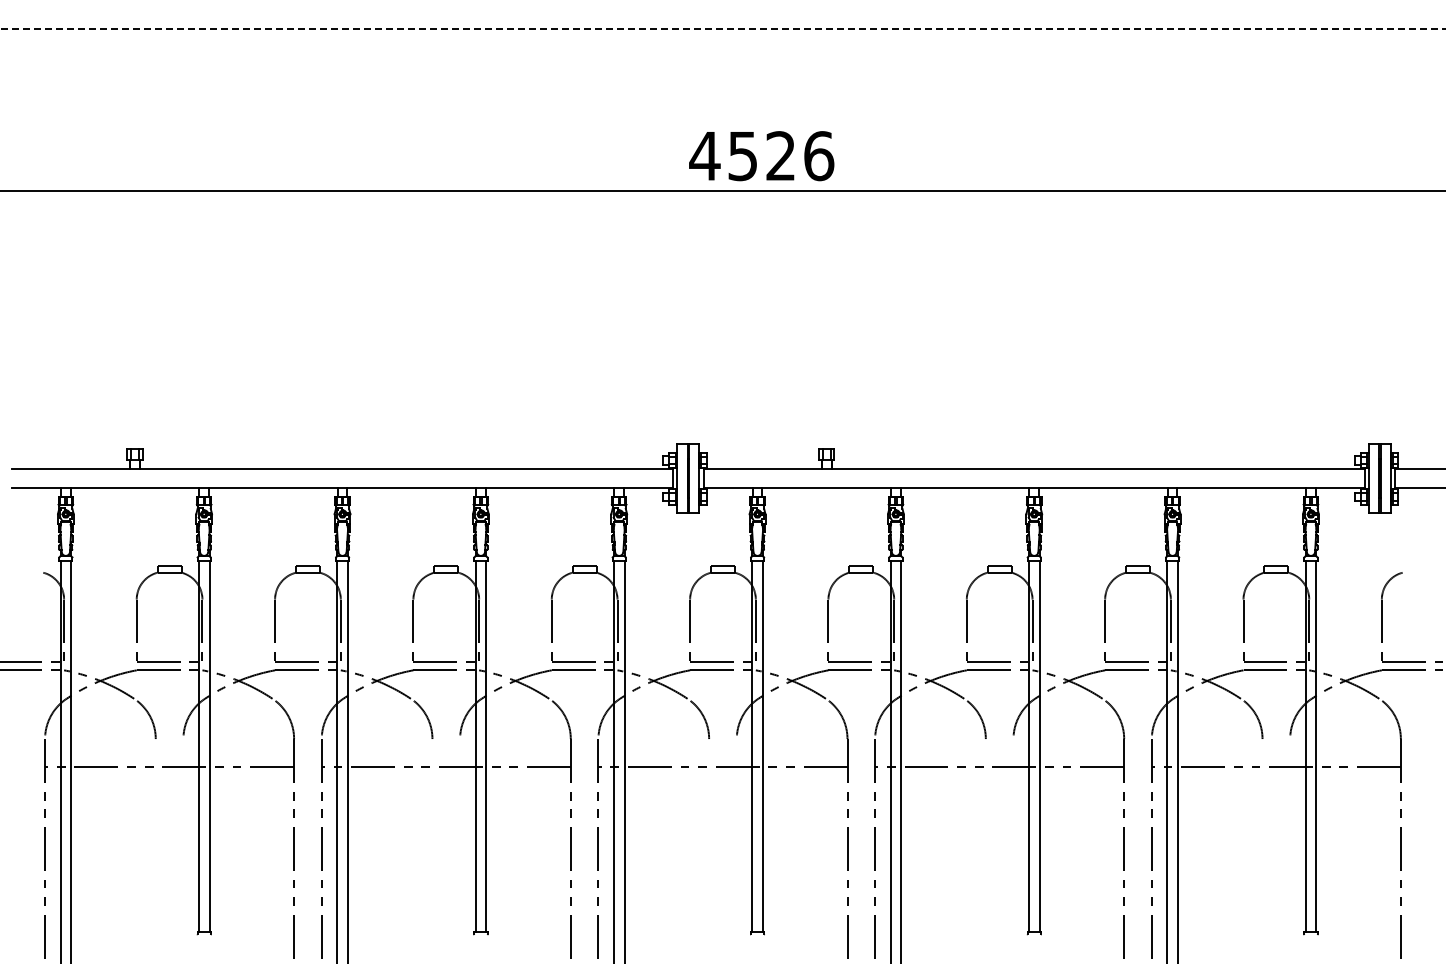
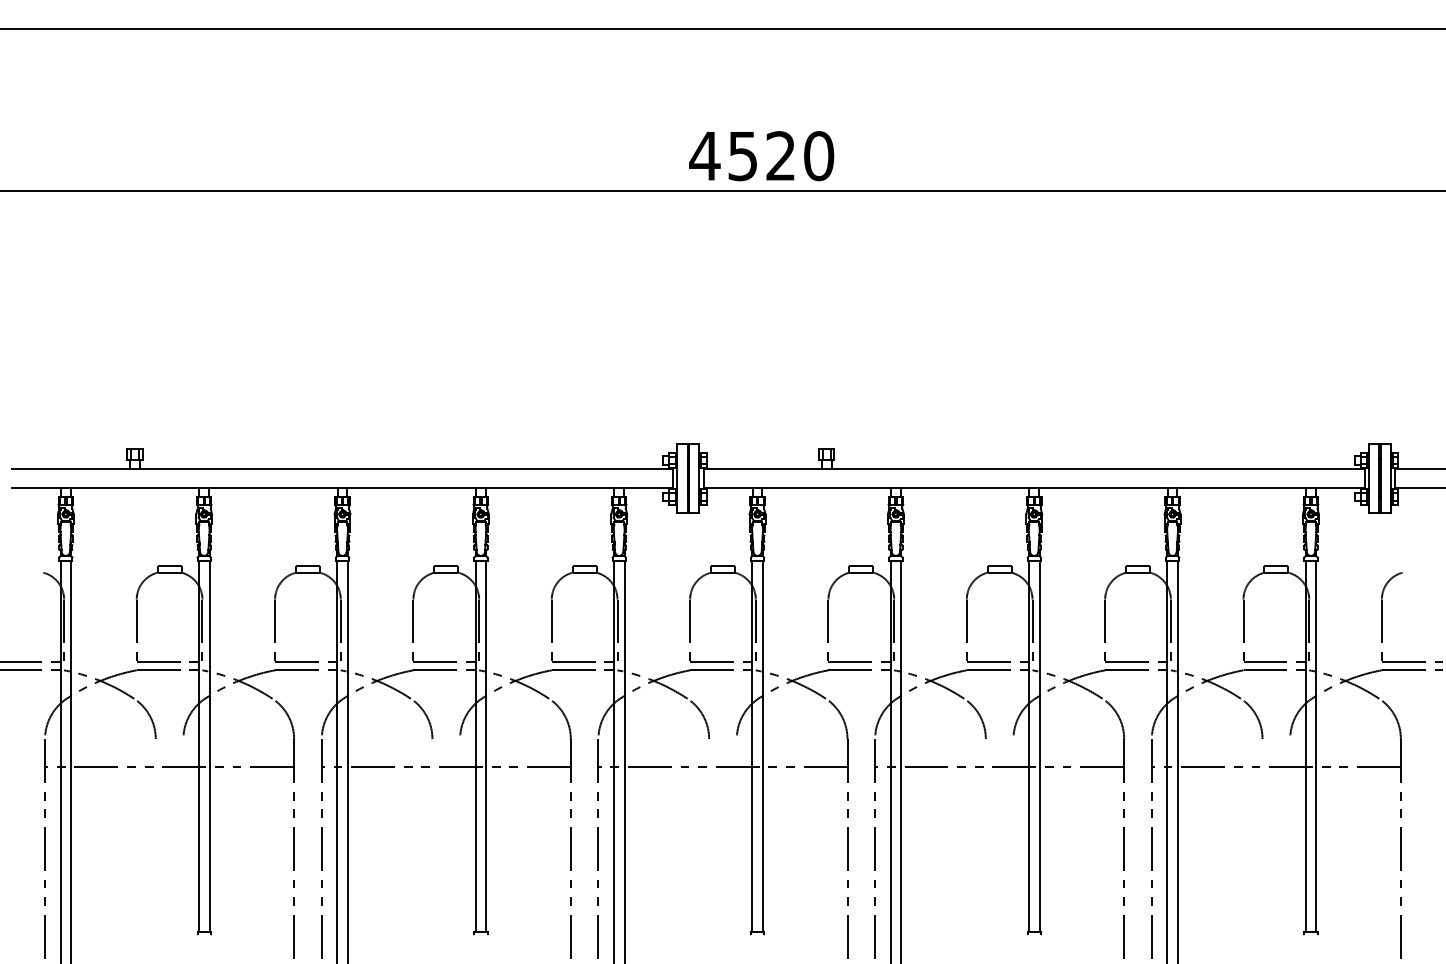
line: dashed -> solid (723, 29)
text: 4526 -> 4520 (819, 156)
